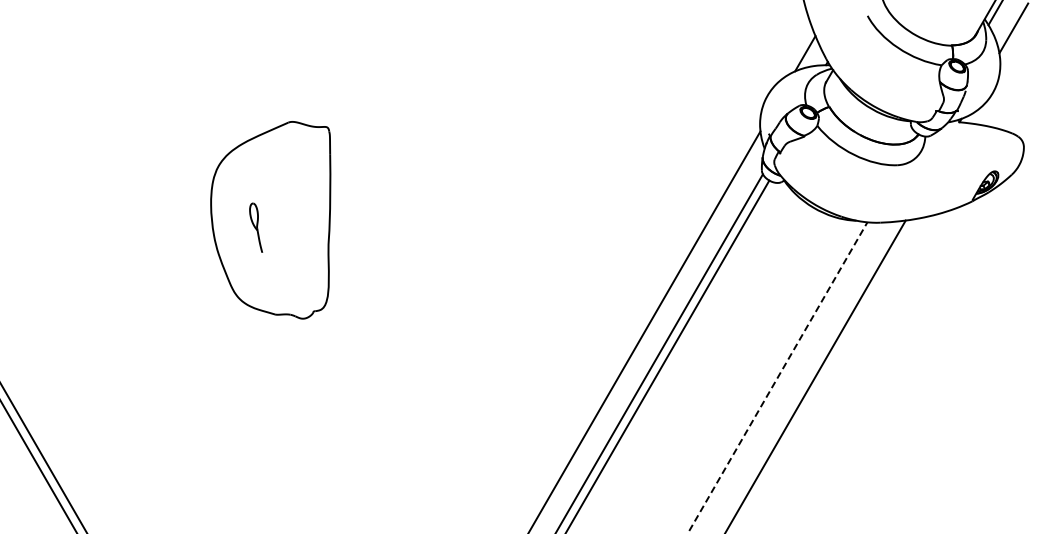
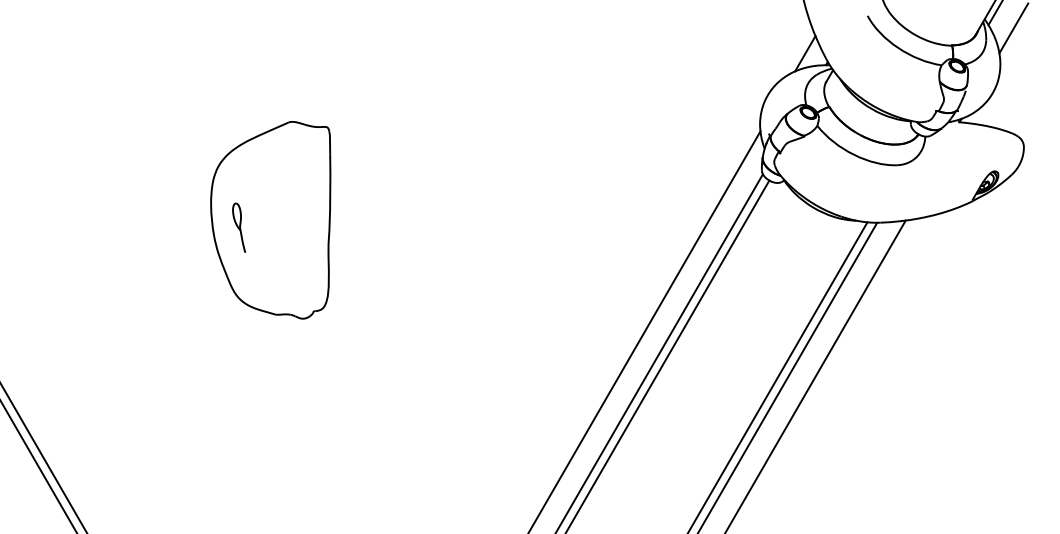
part position: (256, 227) -> (239, 227) (239, 227)
line: none -> present (788, 376)
line: dashed -> solid (777, 378)
